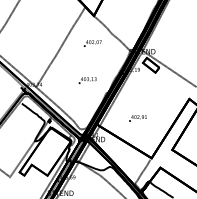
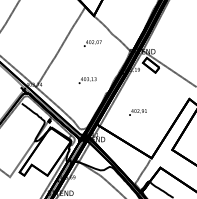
text position: (137, 118) -> (137, 112) (137, 112)
